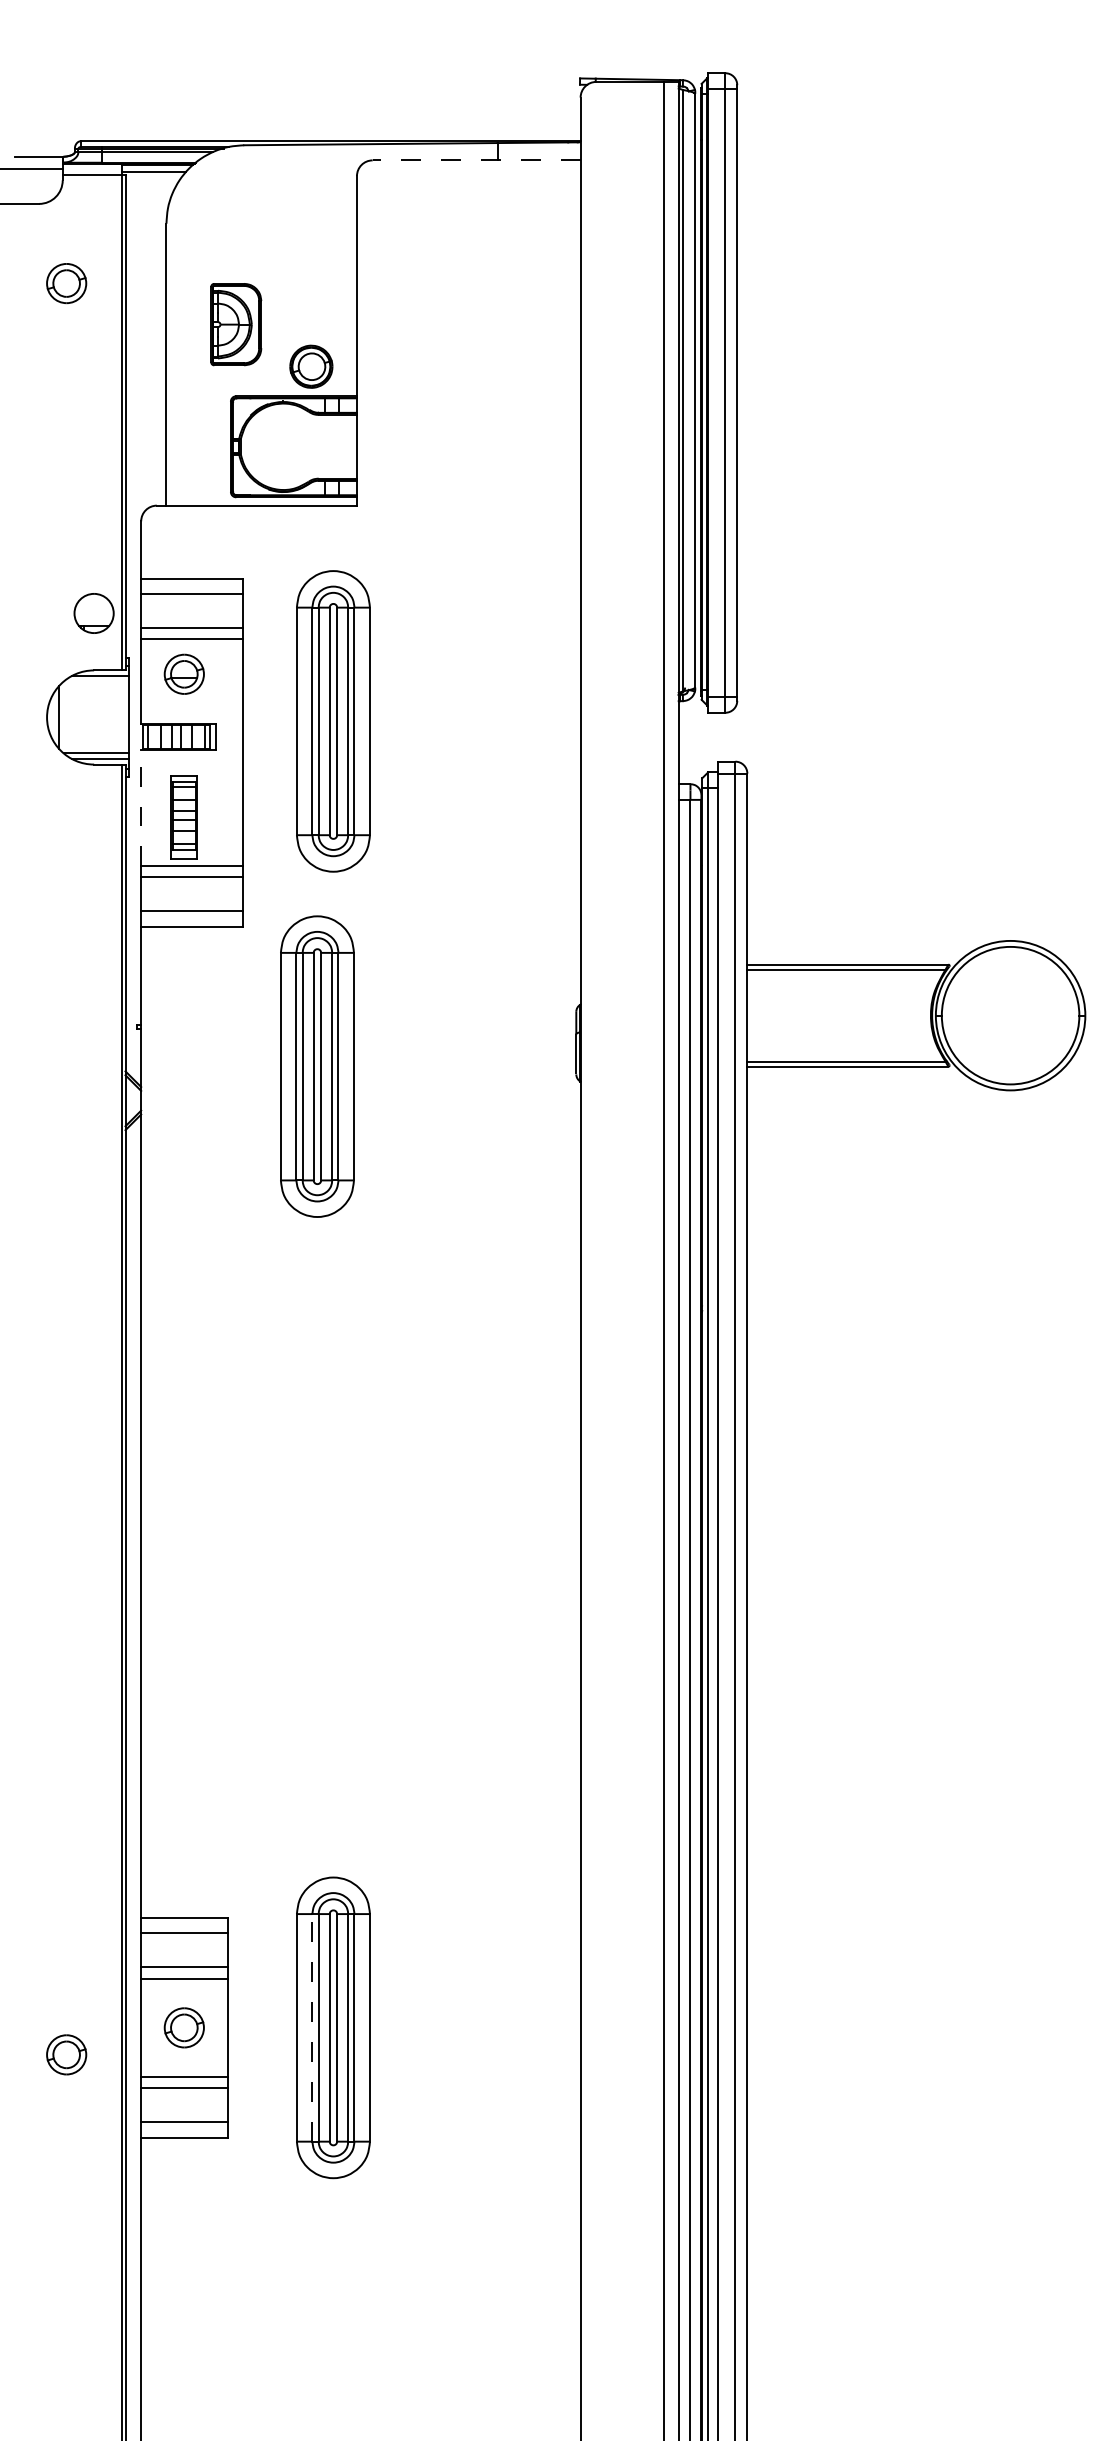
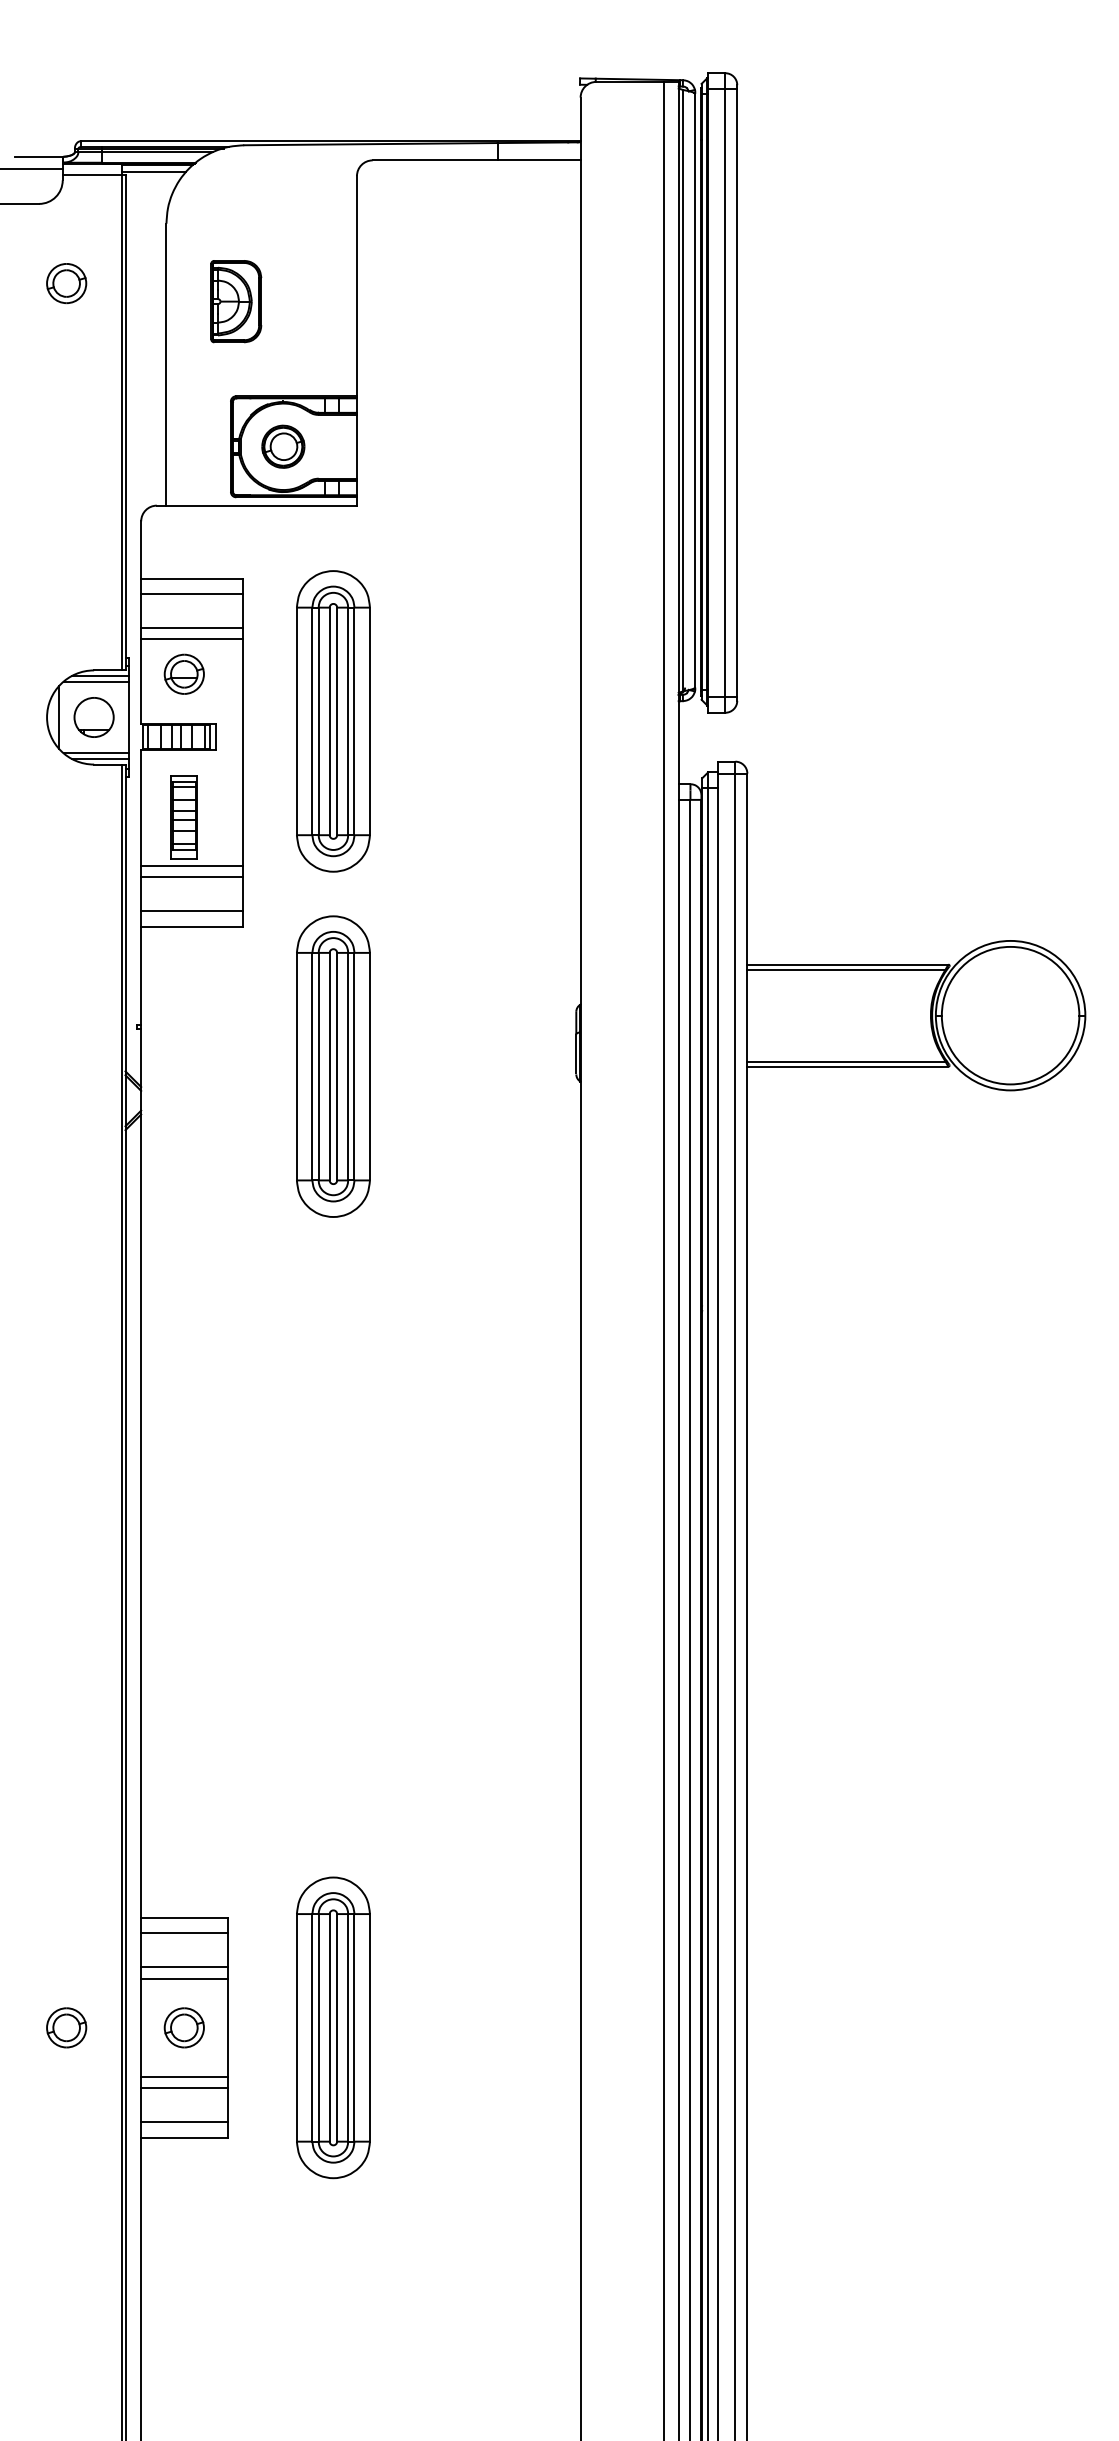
line: dashed -> solid (476, 160)
part position: (236, 324) -> (236, 301) (236, 301)
part position: (311, 366) -> (283, 446) (283, 446)
part position: (93, 613) -> (93, 717) (93, 717)
line: none -> present (96, 681)
line: dashed -> solid (141, 807)
part position: (317, 1066) -> (333, 1066) (333, 1066)
line: dashed -> solid (312, 2027)
part position: (66, 2054) -> (66, 2027) (66, 2027)
